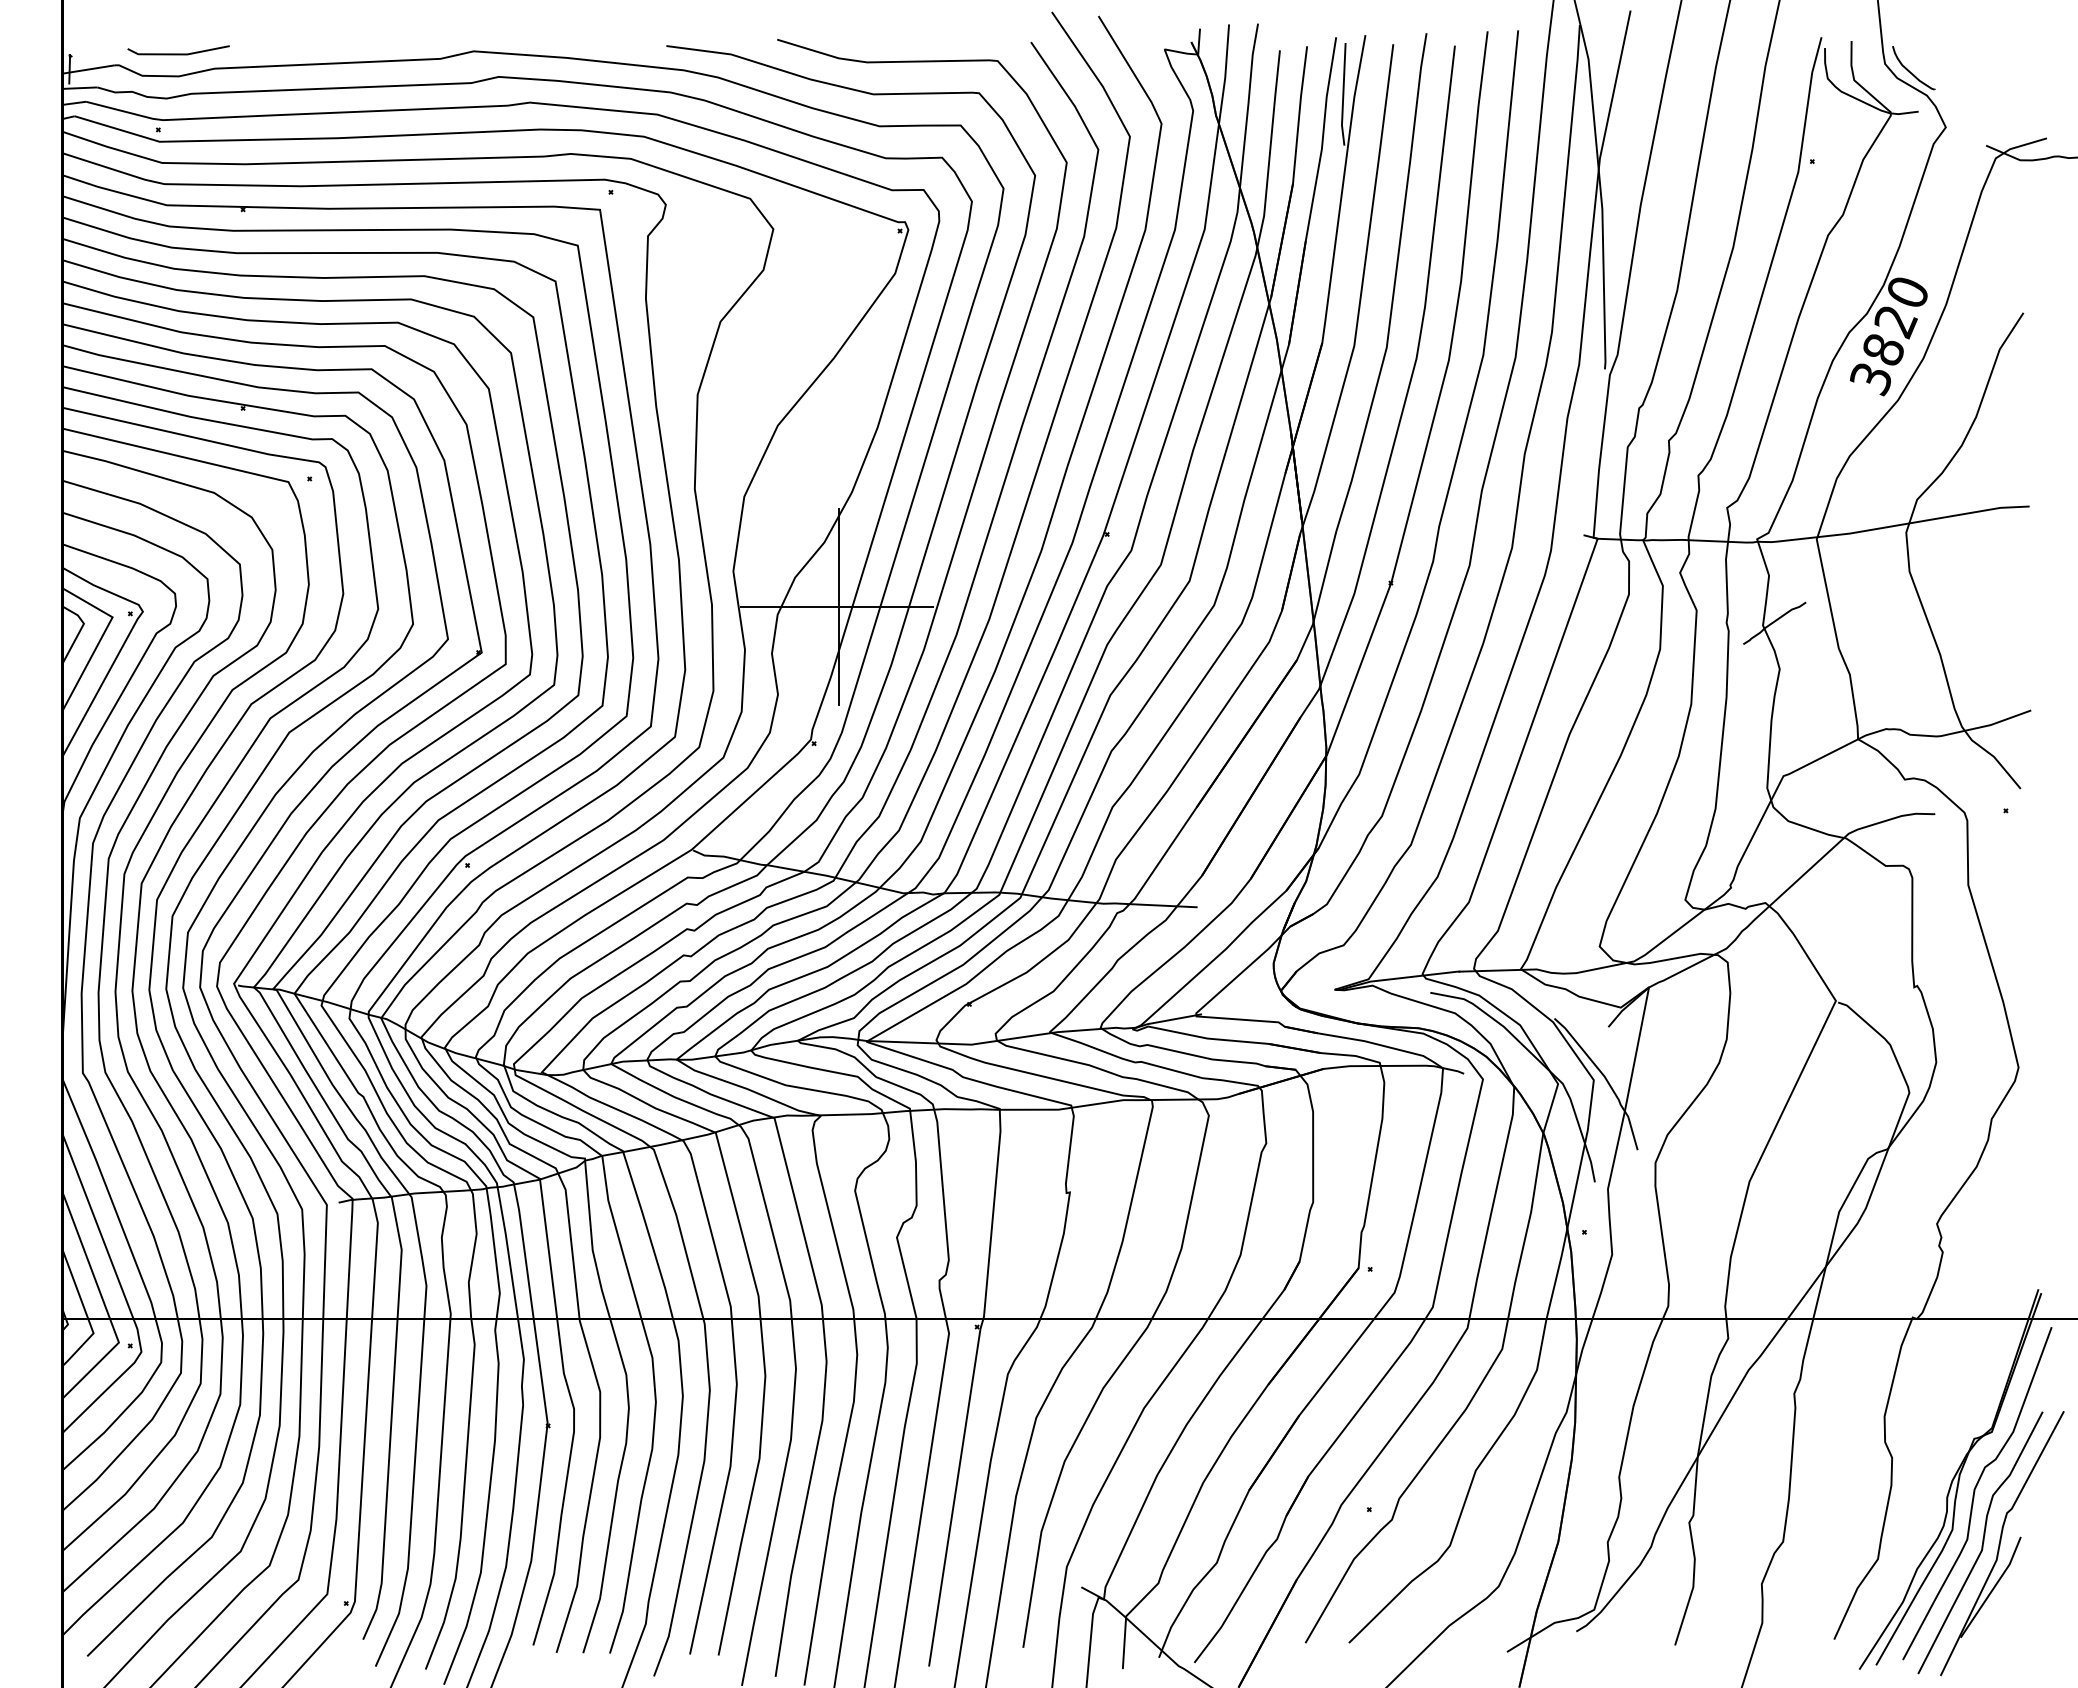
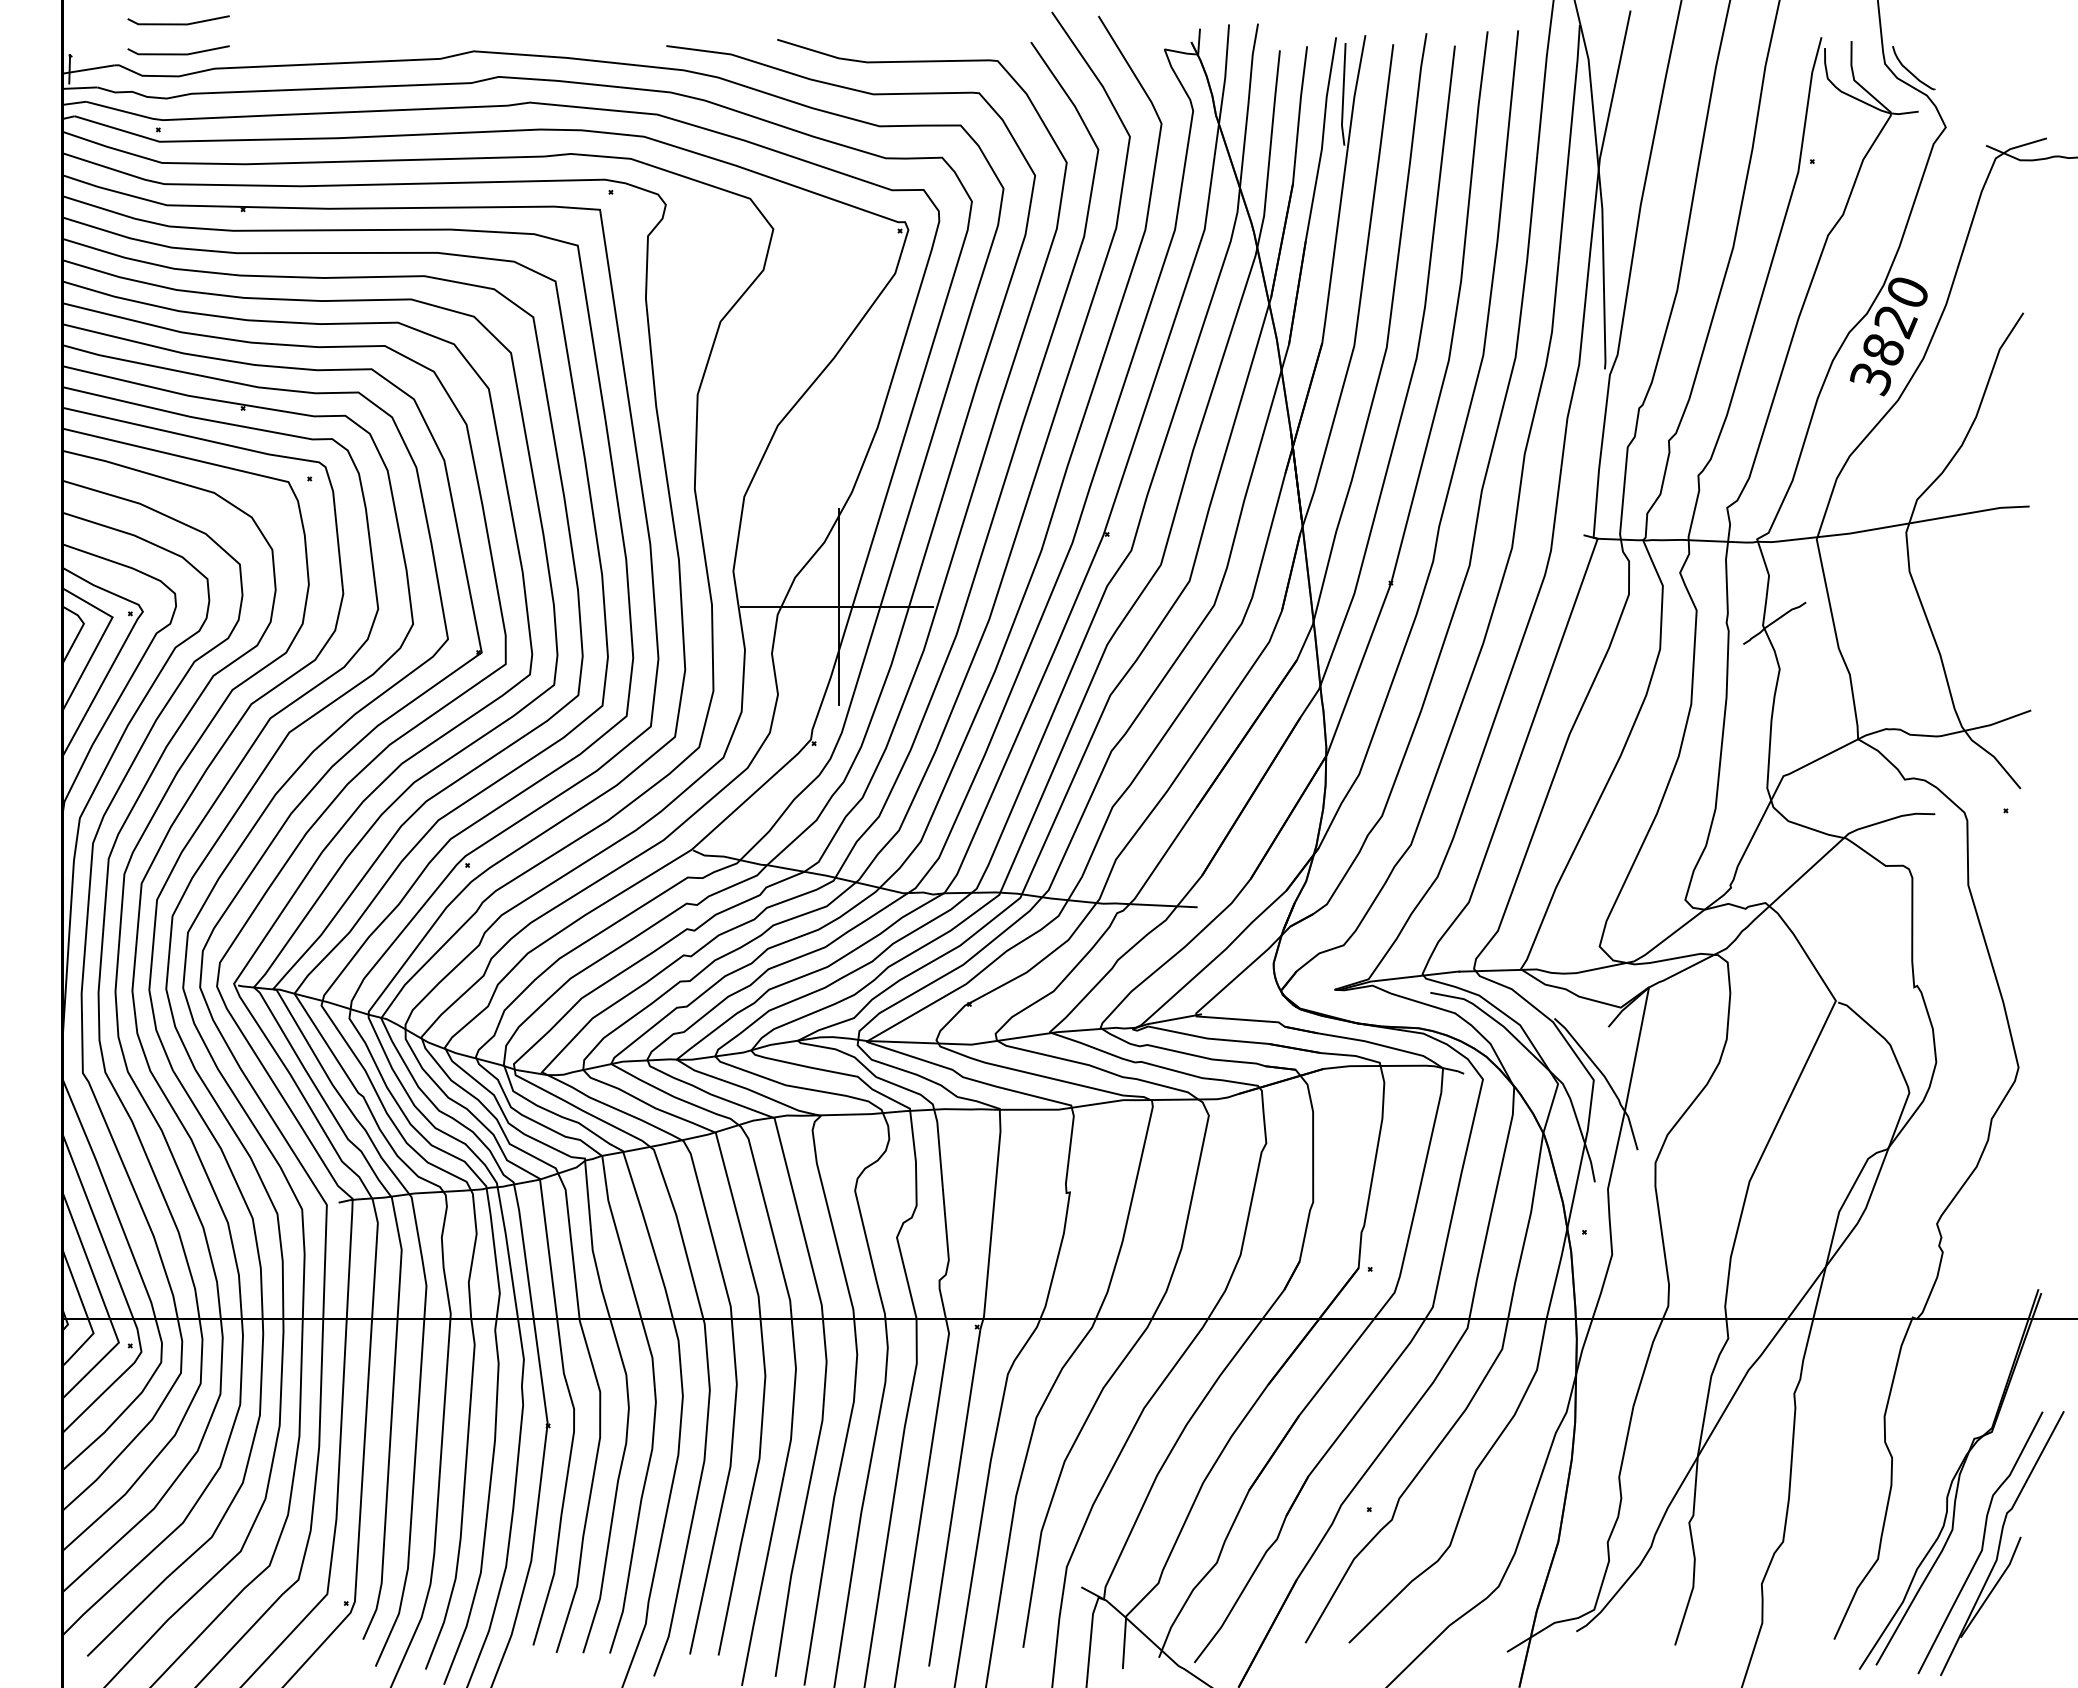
line: none -> present (178, 23)
curve: present -> none (1975, 1492)
